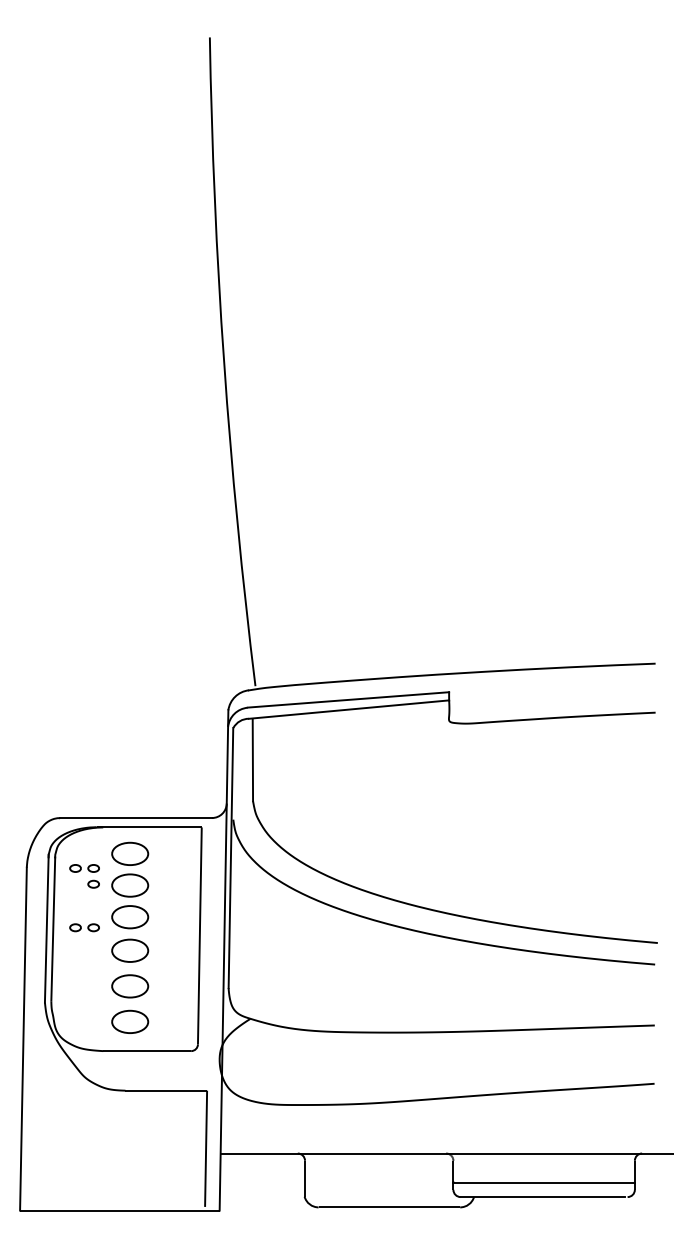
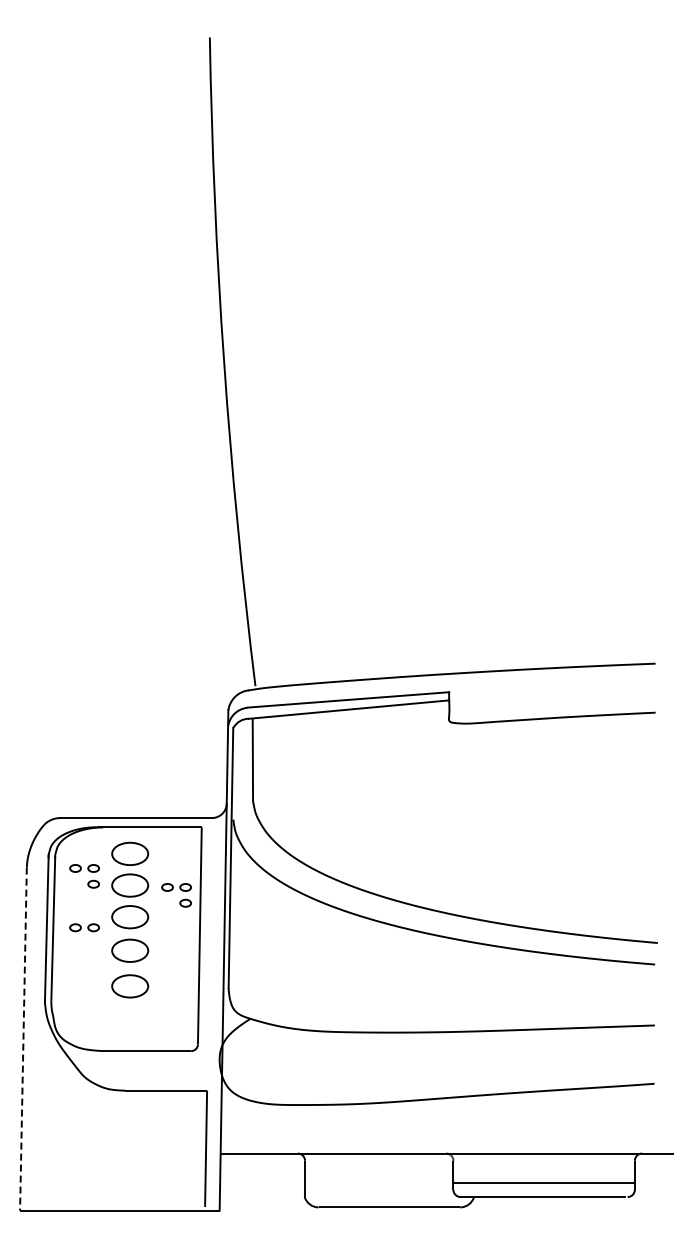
part: none -> present (172, 890)
part: present -> none (130, 1021)
line: solid -> dashed (23, 1039)
